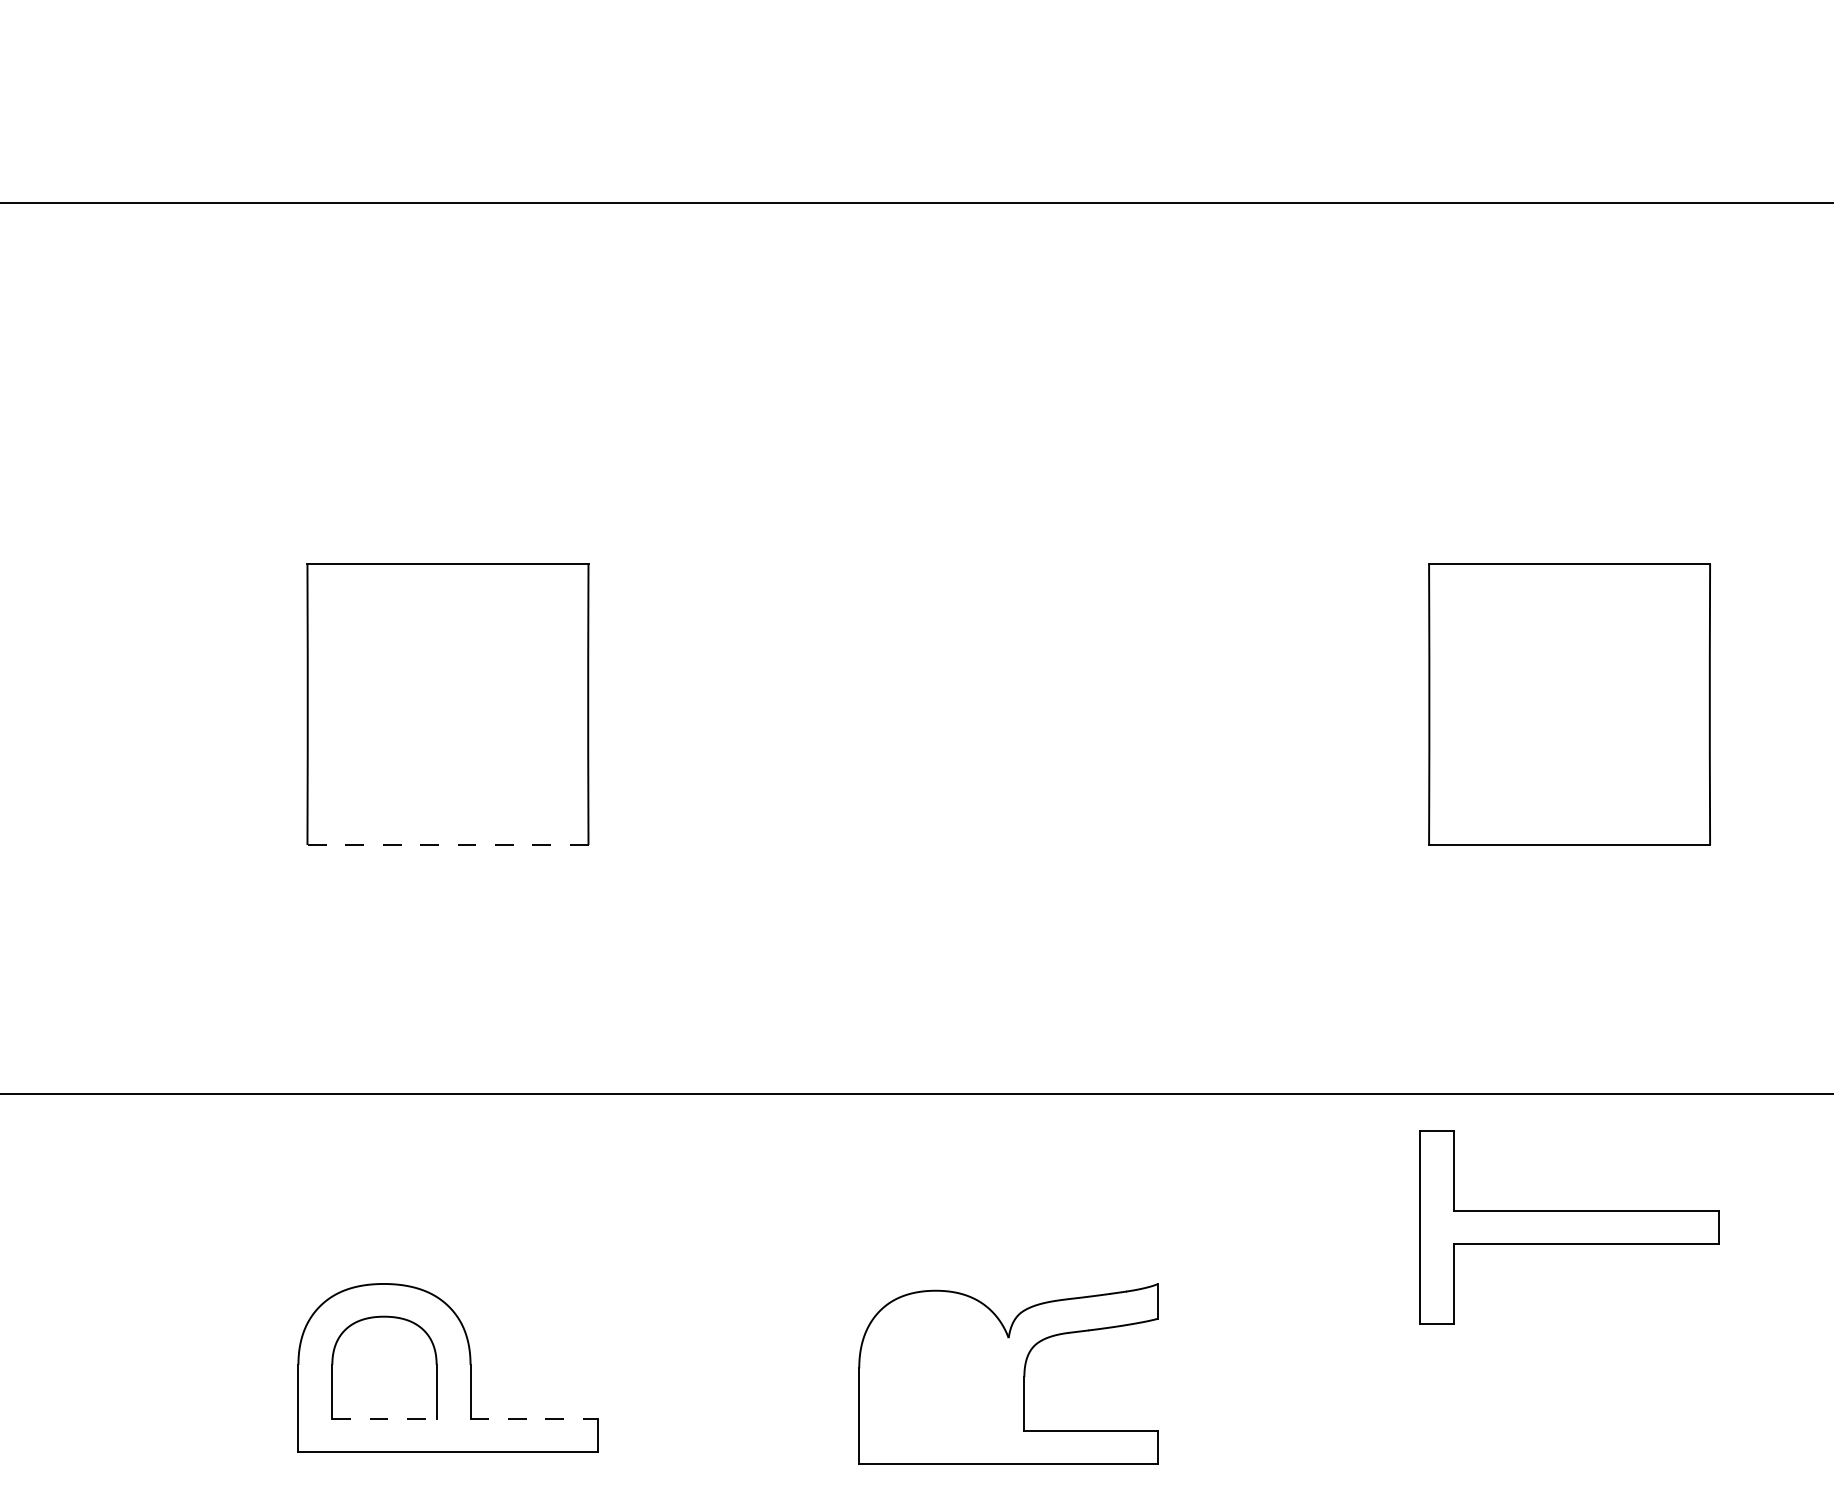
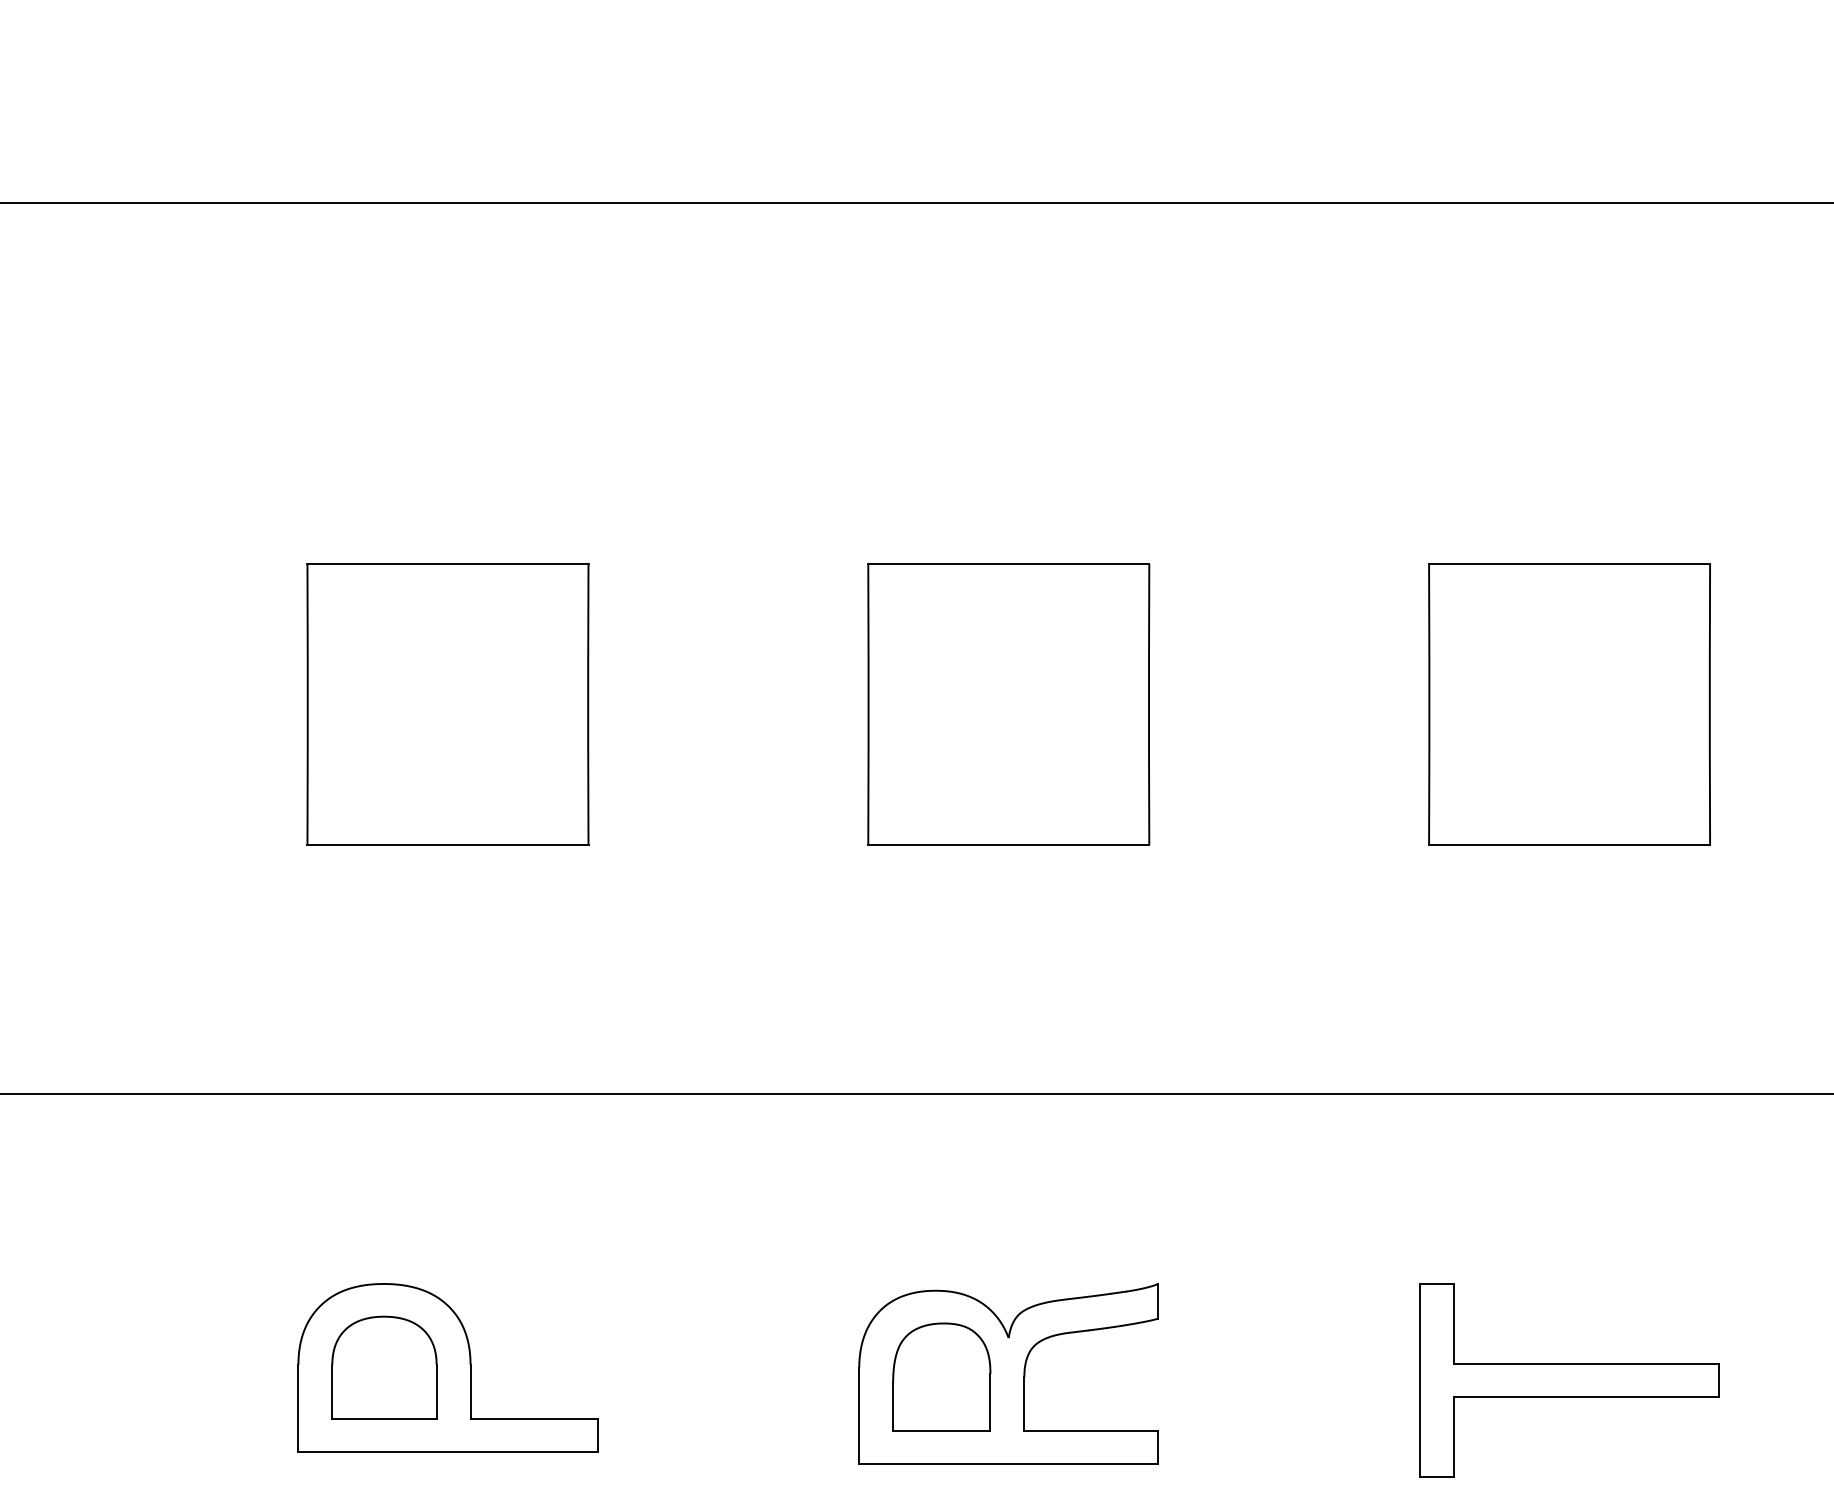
part: none -> present (1008, 704)
line: dashed -> solid (447, 844)
part position: (1569, 1227) -> (1569, 1380) (1569, 1380)
part: none -> present (941, 1376)
line: dashed -> solid (384, 1419)
line: dashed -> solid (534, 1419)
